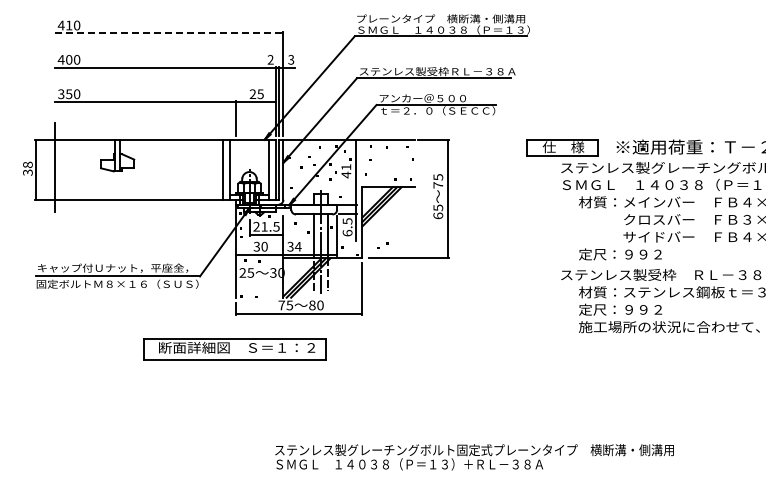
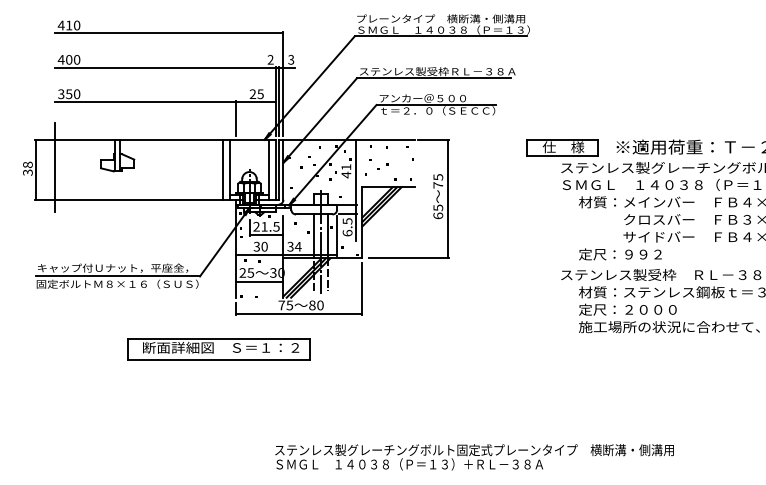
line: dashed -> solid (169, 33)
part position: (382, 245) -> (382, 166) (382, 166)
line: none -> present (259, 282)
text: 定尺：９９２ -> 定尺：２０００ (650, 309)
part position: (234, 349) -> (218, 349) (218, 349)
